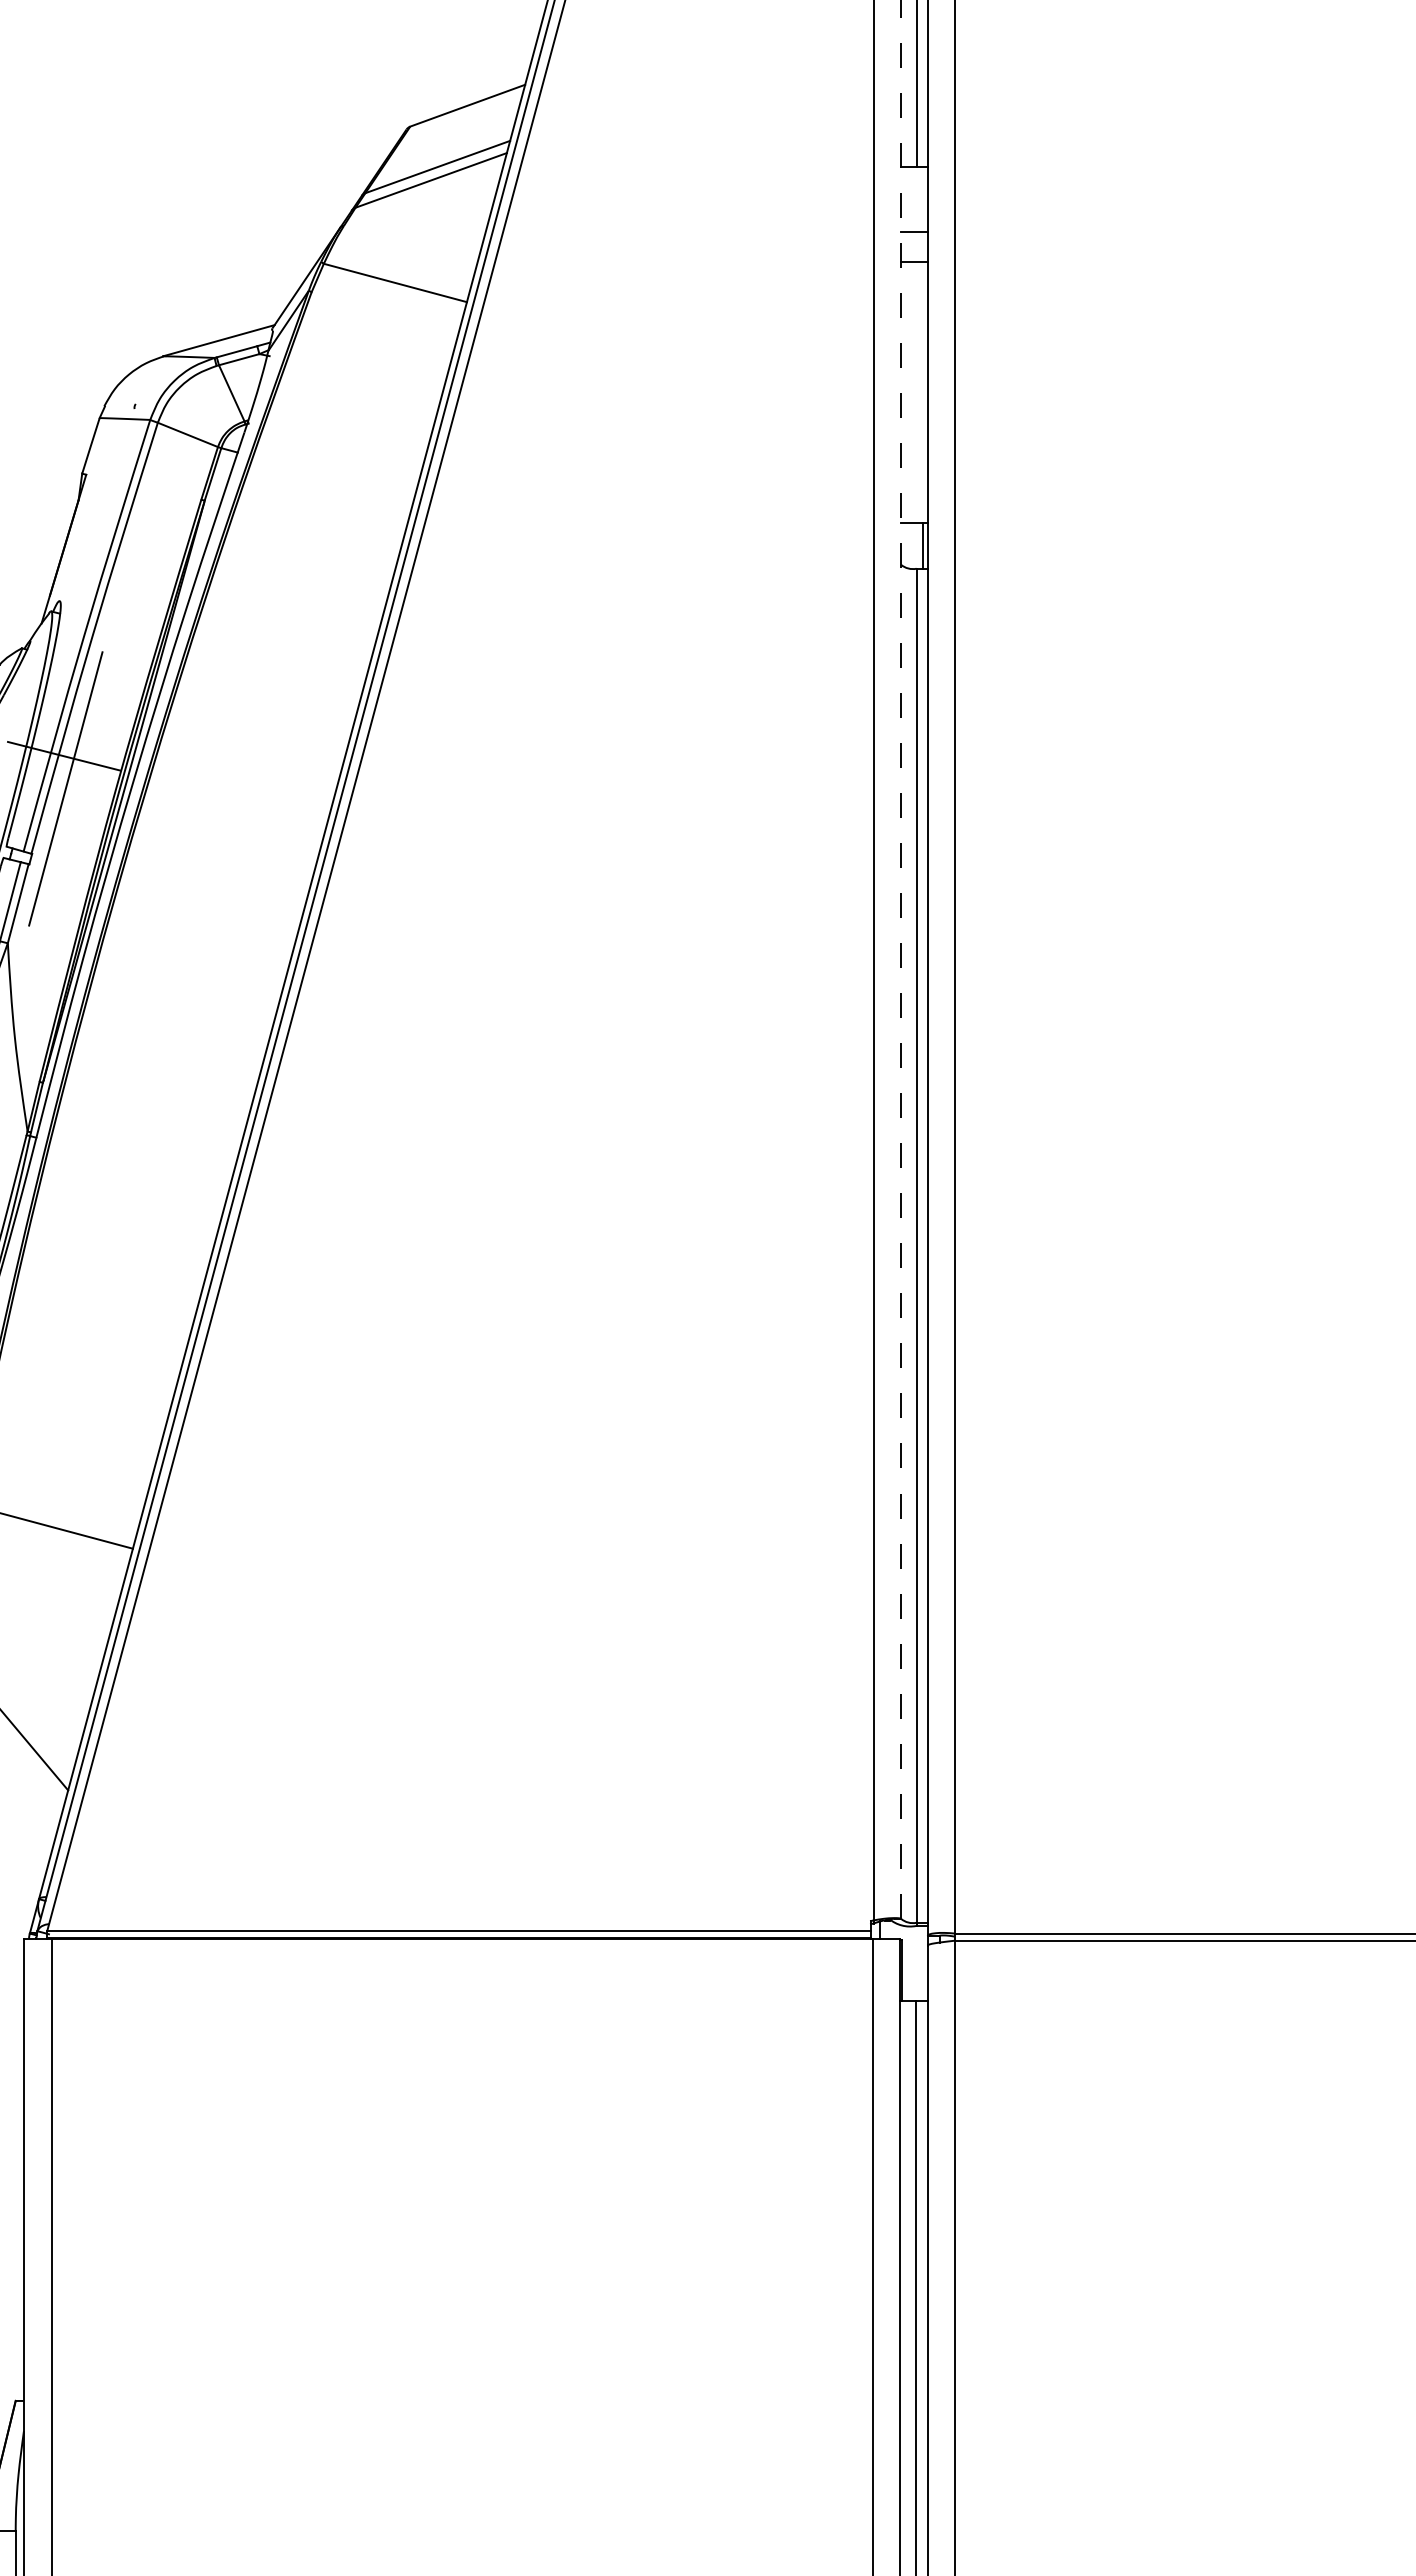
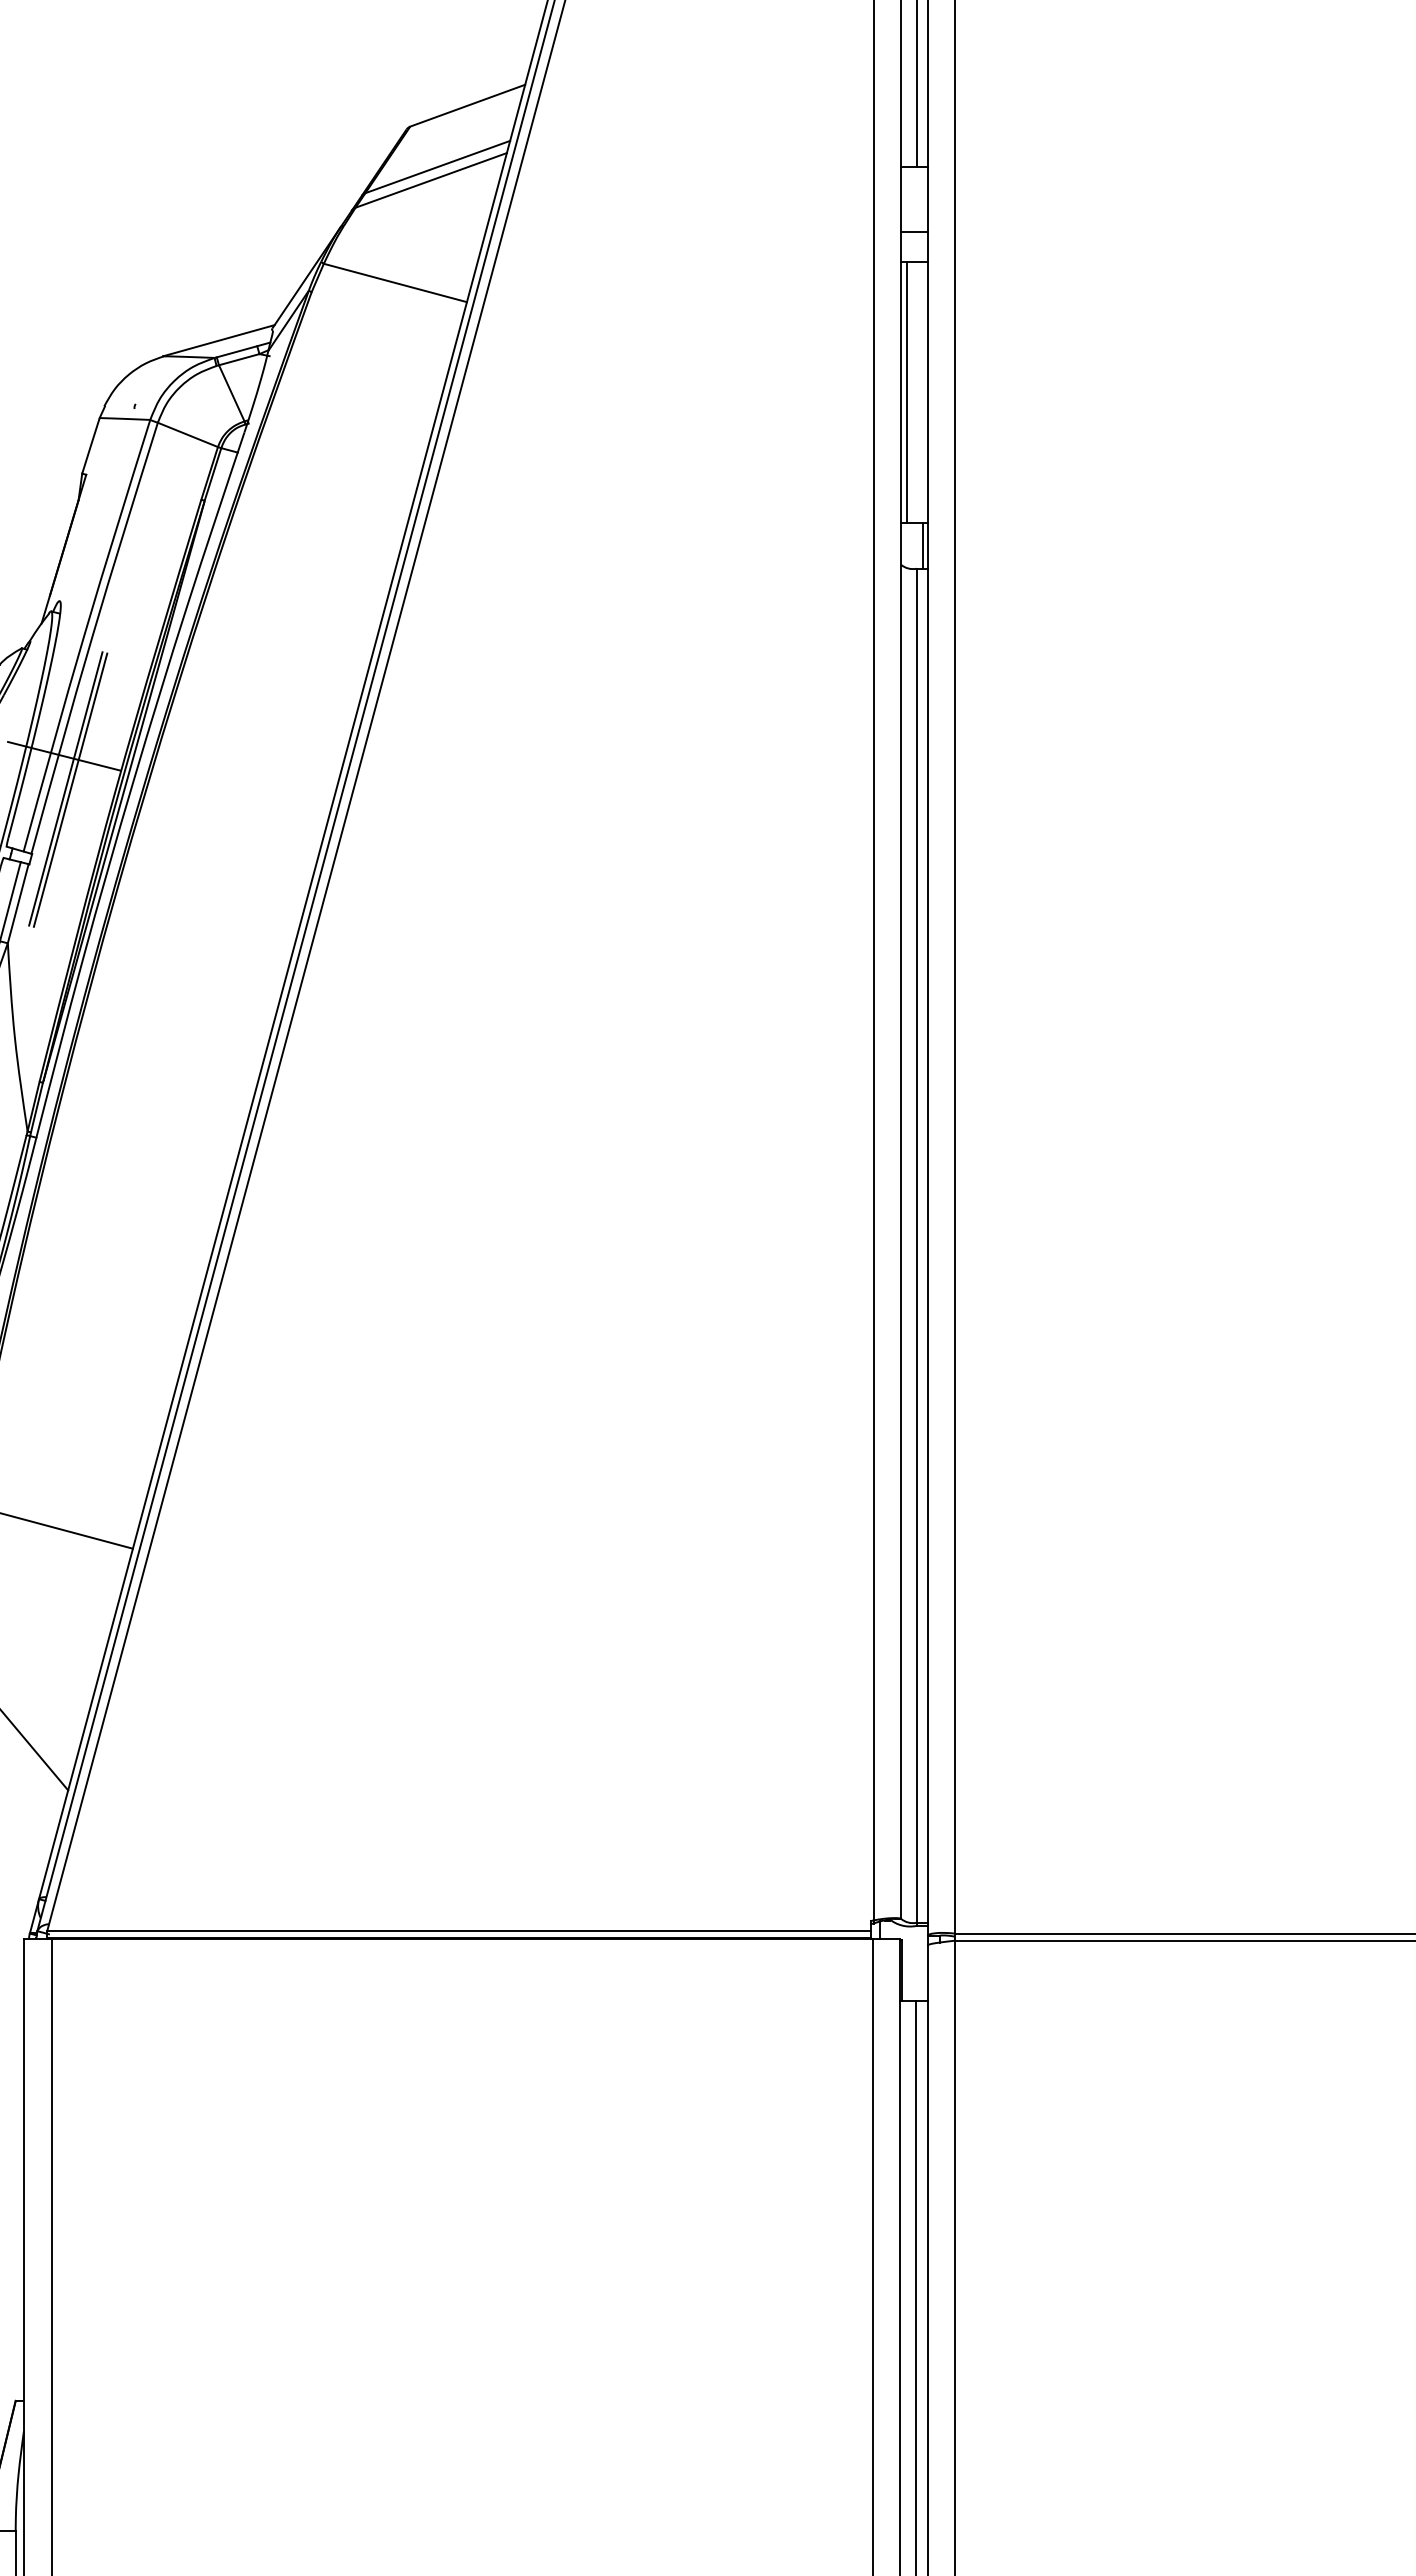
line: none -> present (907, 392)
line: none -> present (70, 789)
line: dashed -> solid (901, 959)
